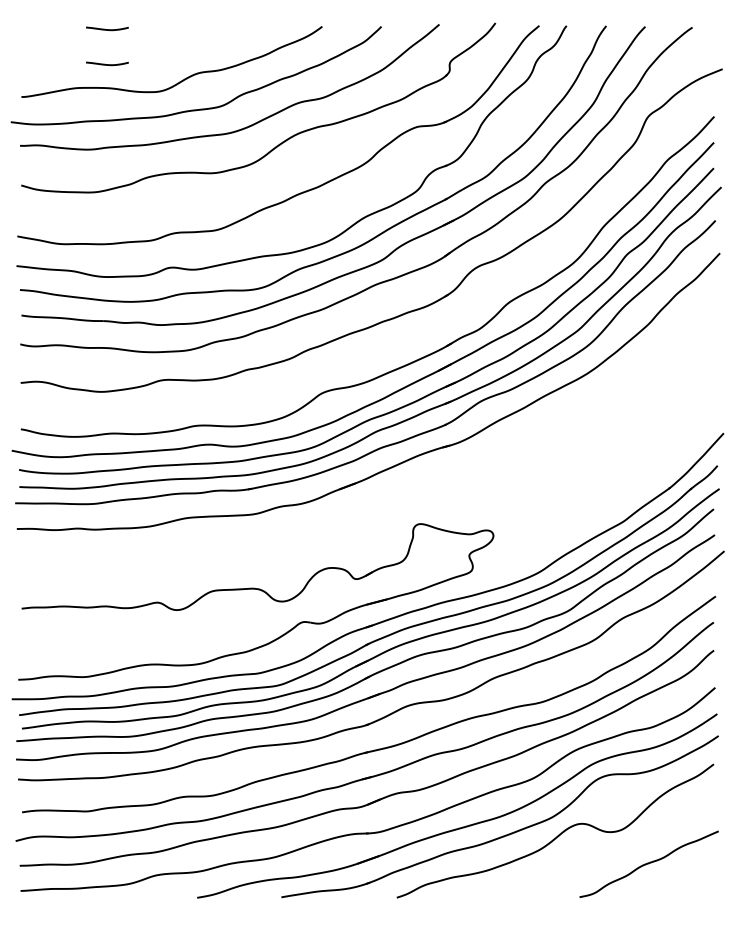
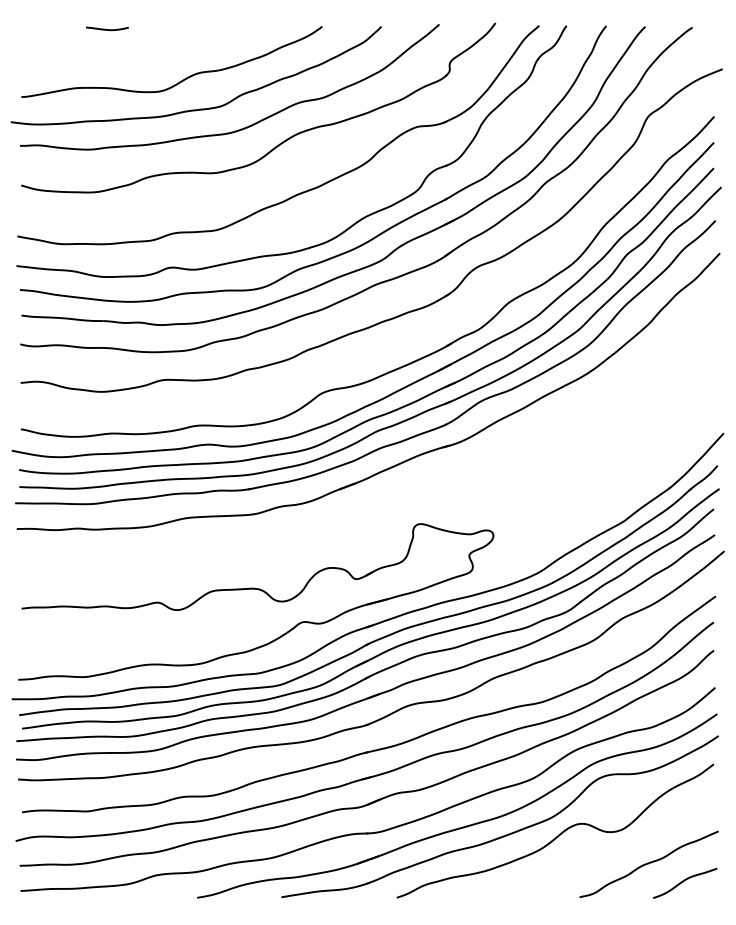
curve: present -> none (107, 64)
curve: none -> present (684, 881)
